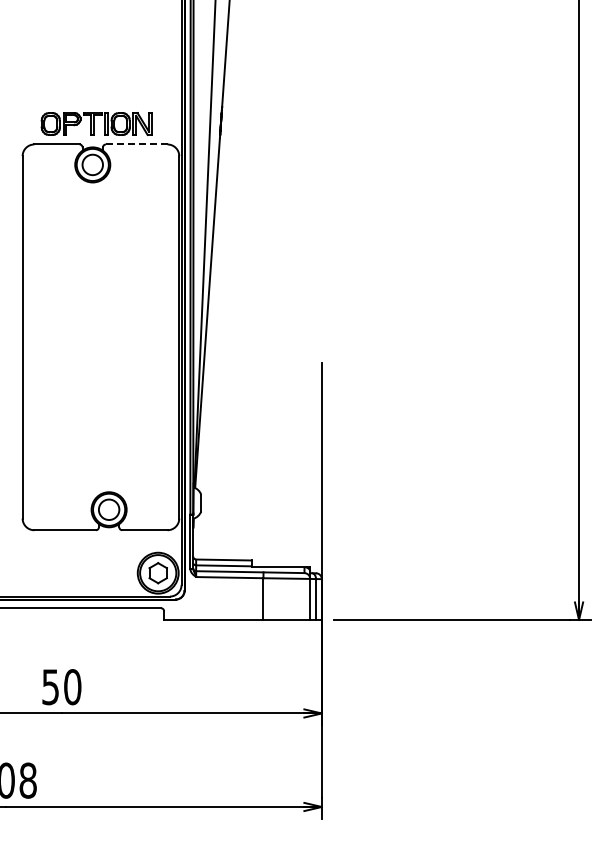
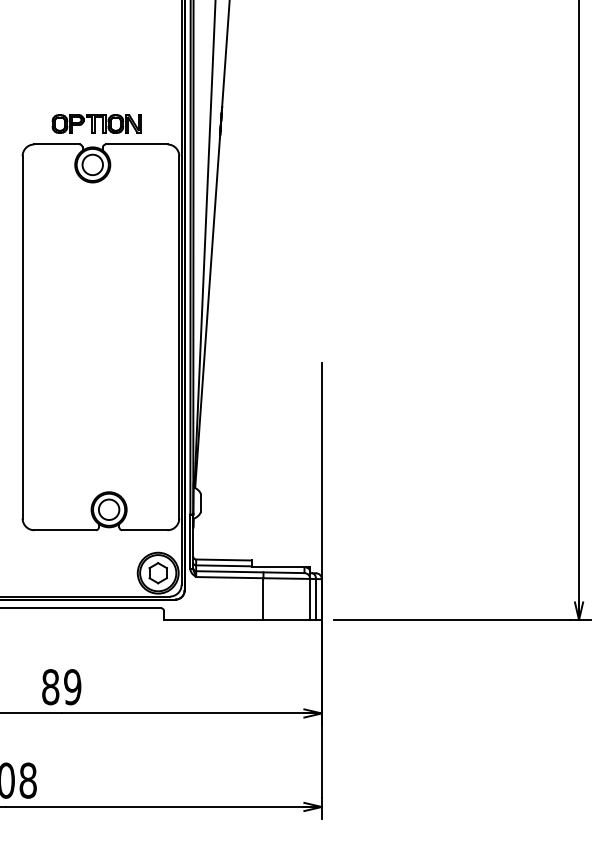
part size: 113x24 px -> 91x20 px (96, 123)
line: dashed -> solid (136, 144)
text: 50 -> 89 (61, 687)
